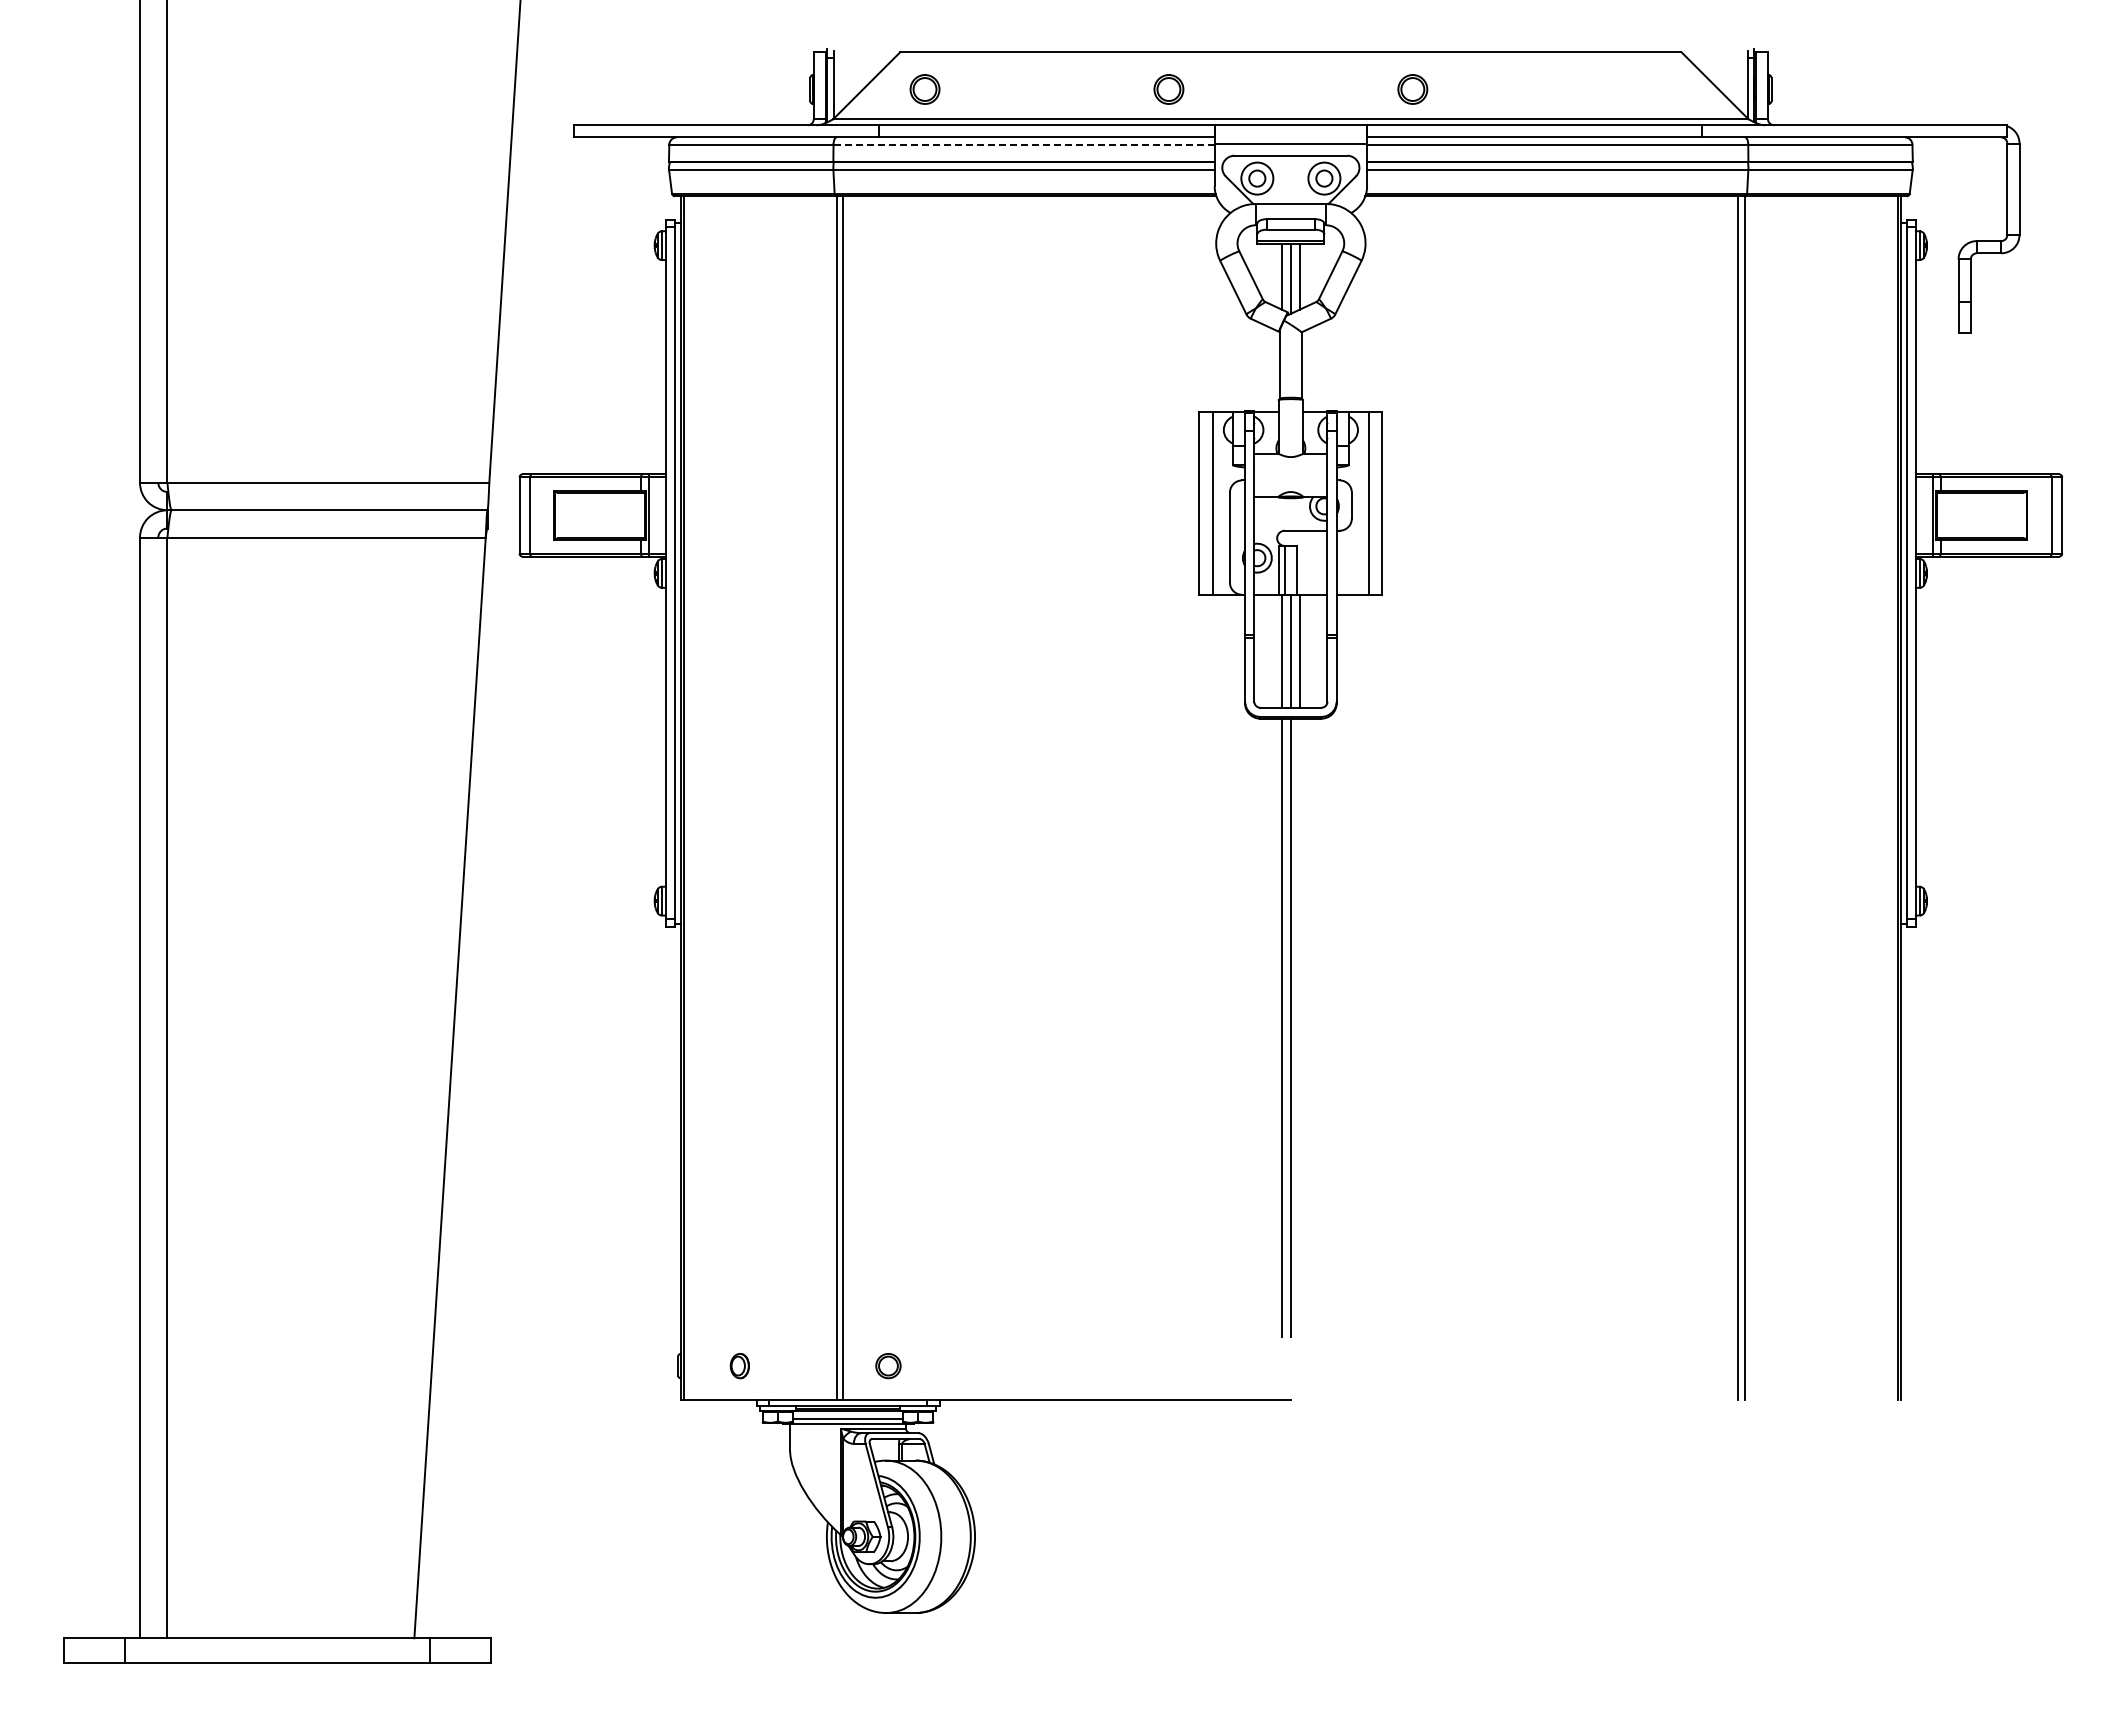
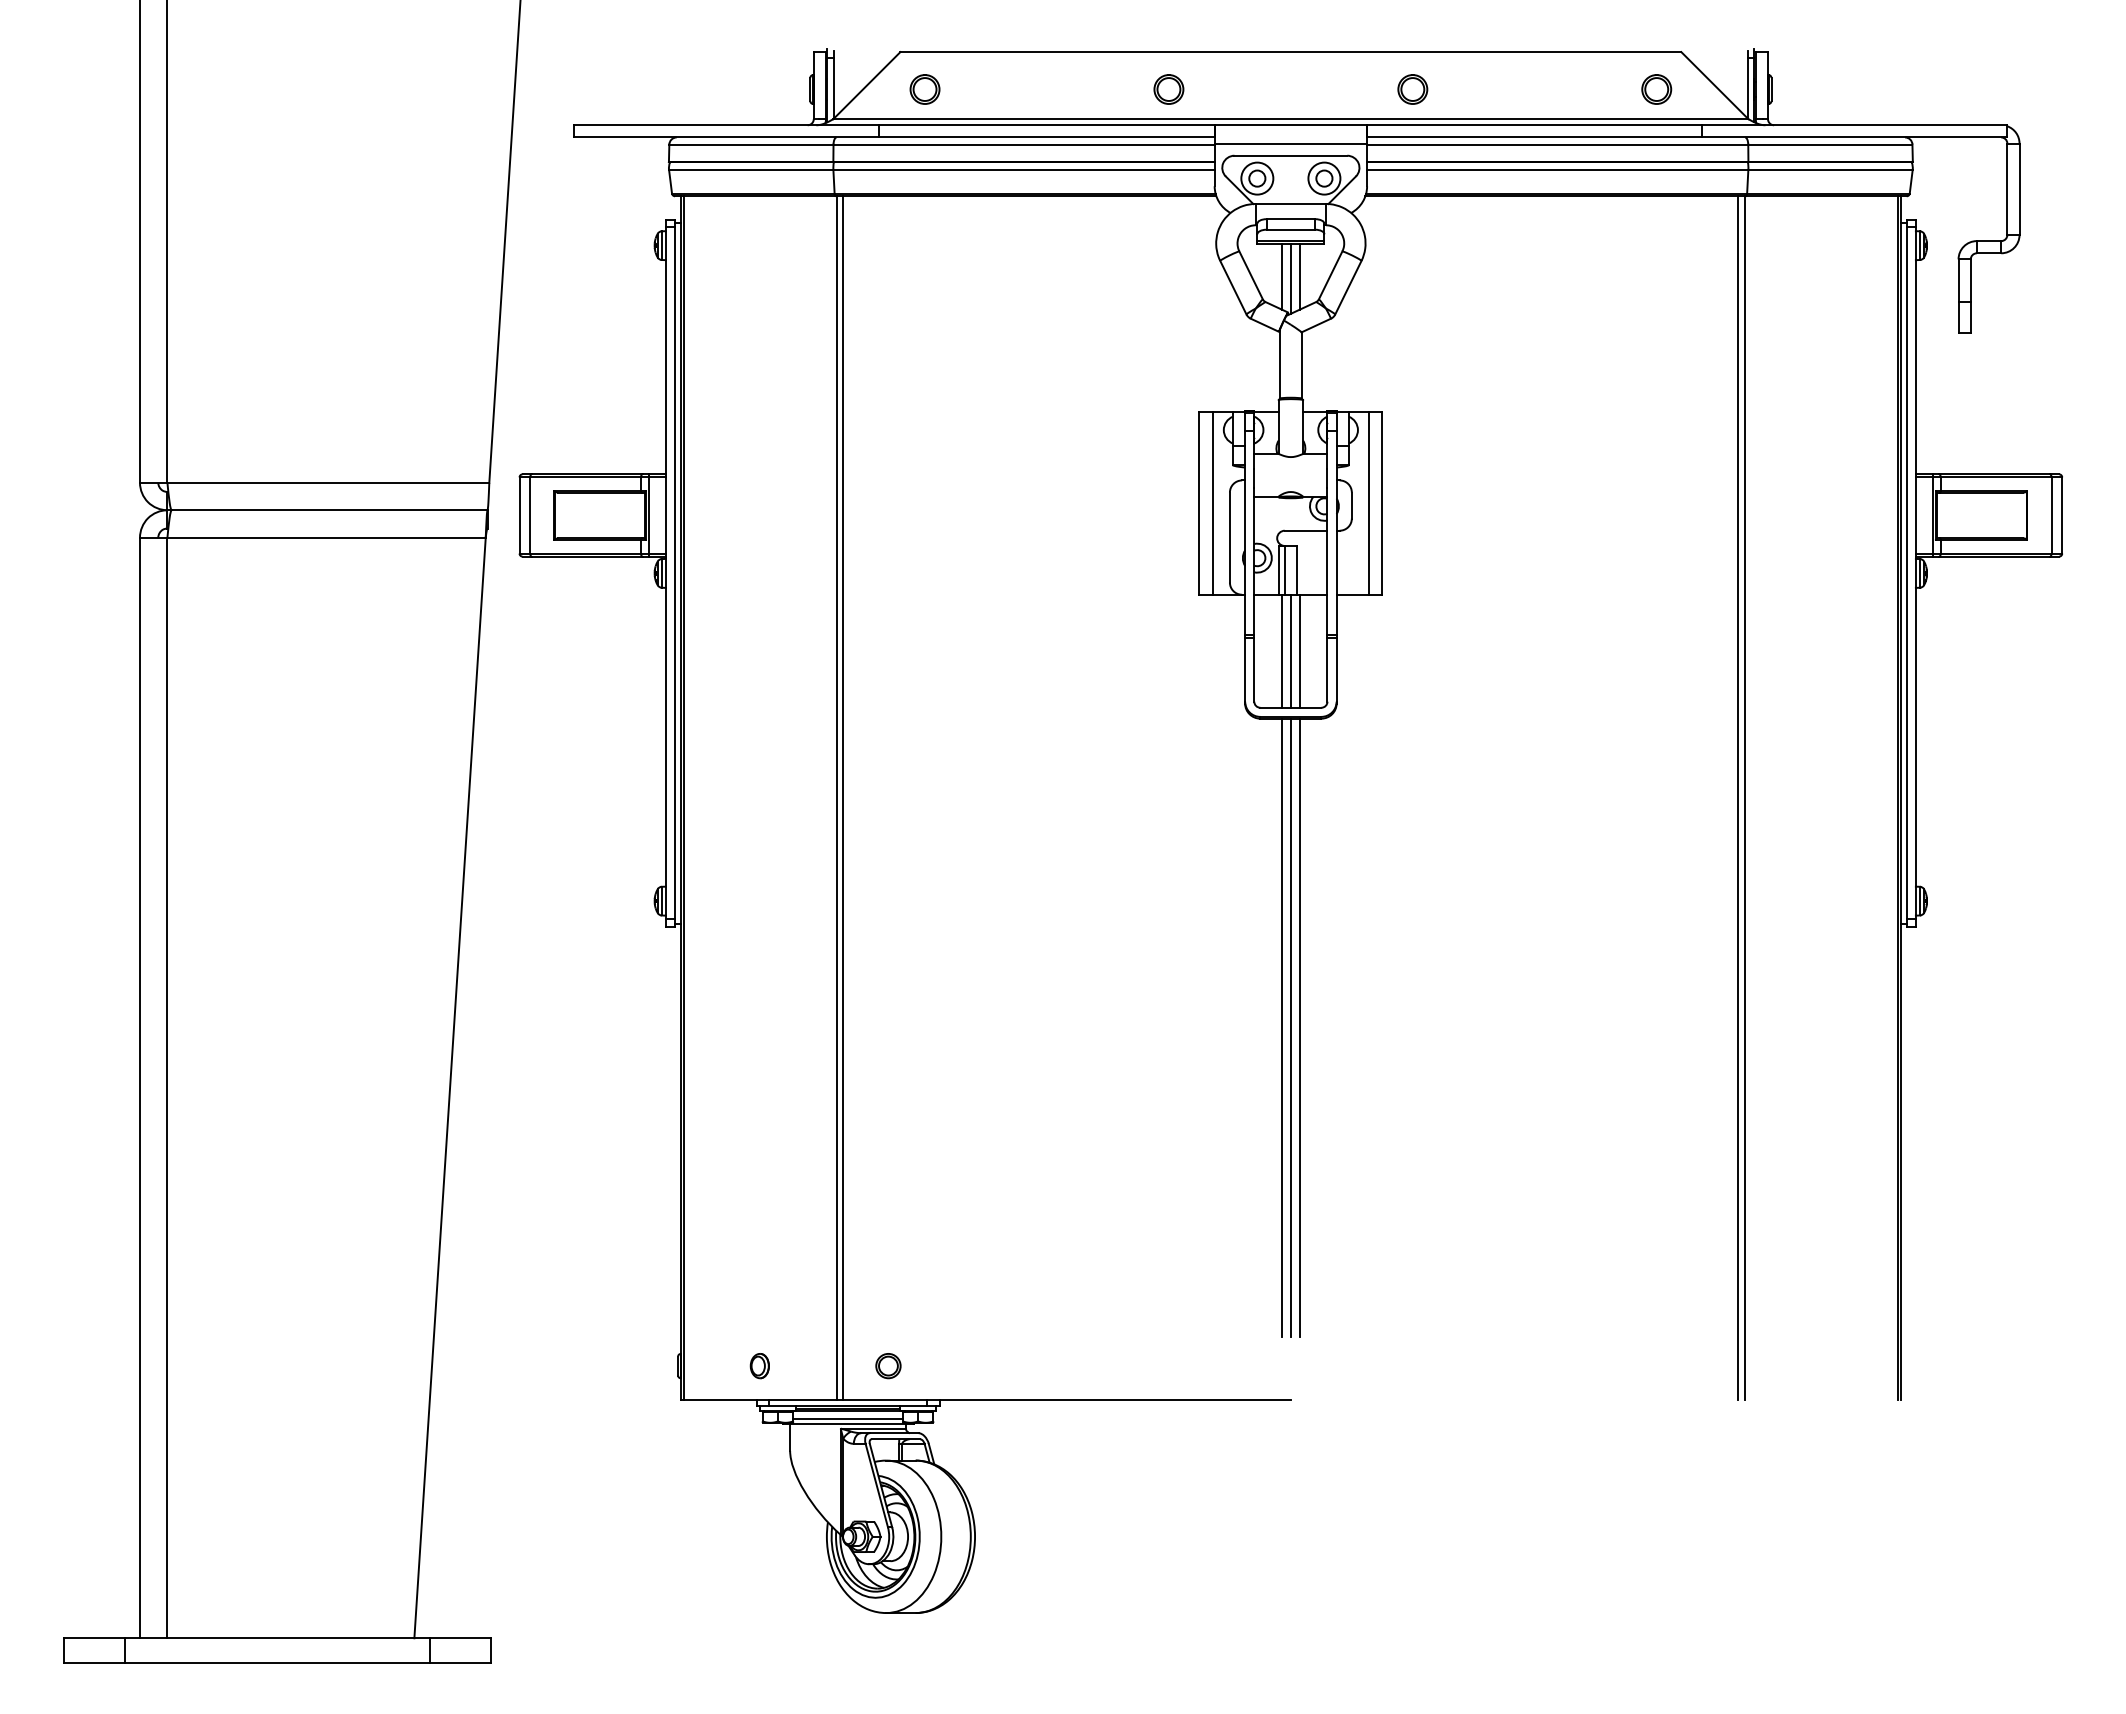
part: none -> present (1656, 89)
line: dashed -> solid (1024, 144)
line: none -> present (1300, 1027)
part position: (739, 1366) -> (759, 1366) (759, 1366)
